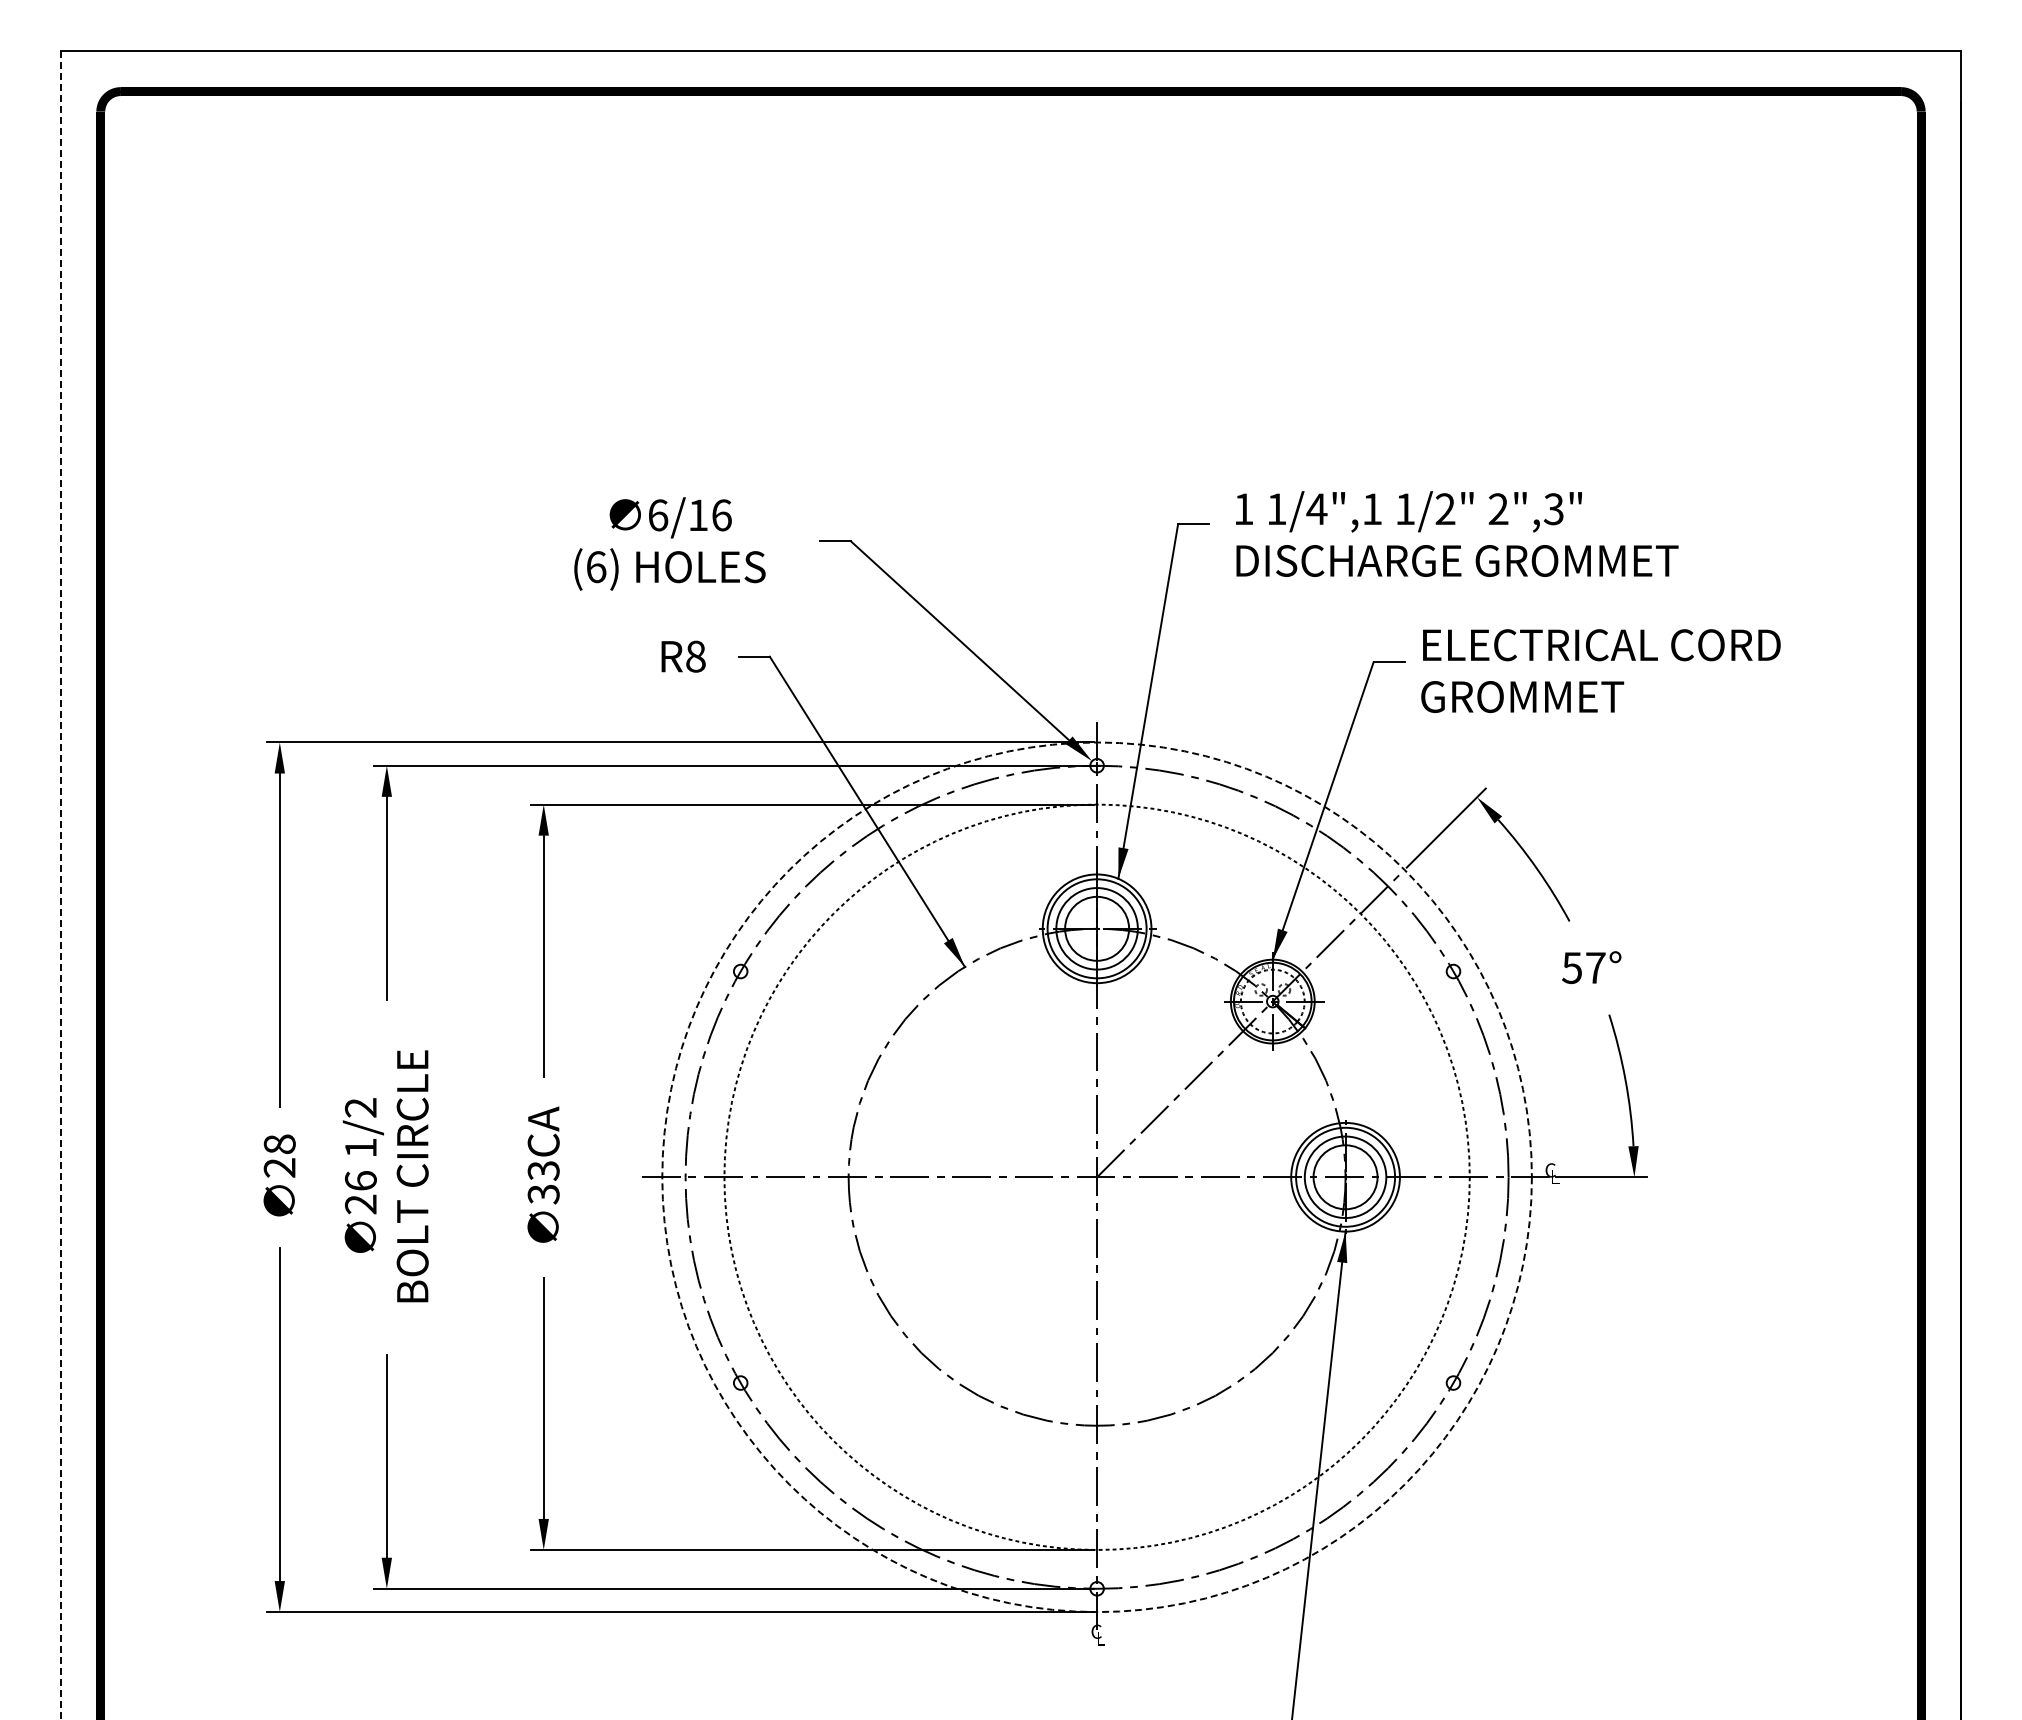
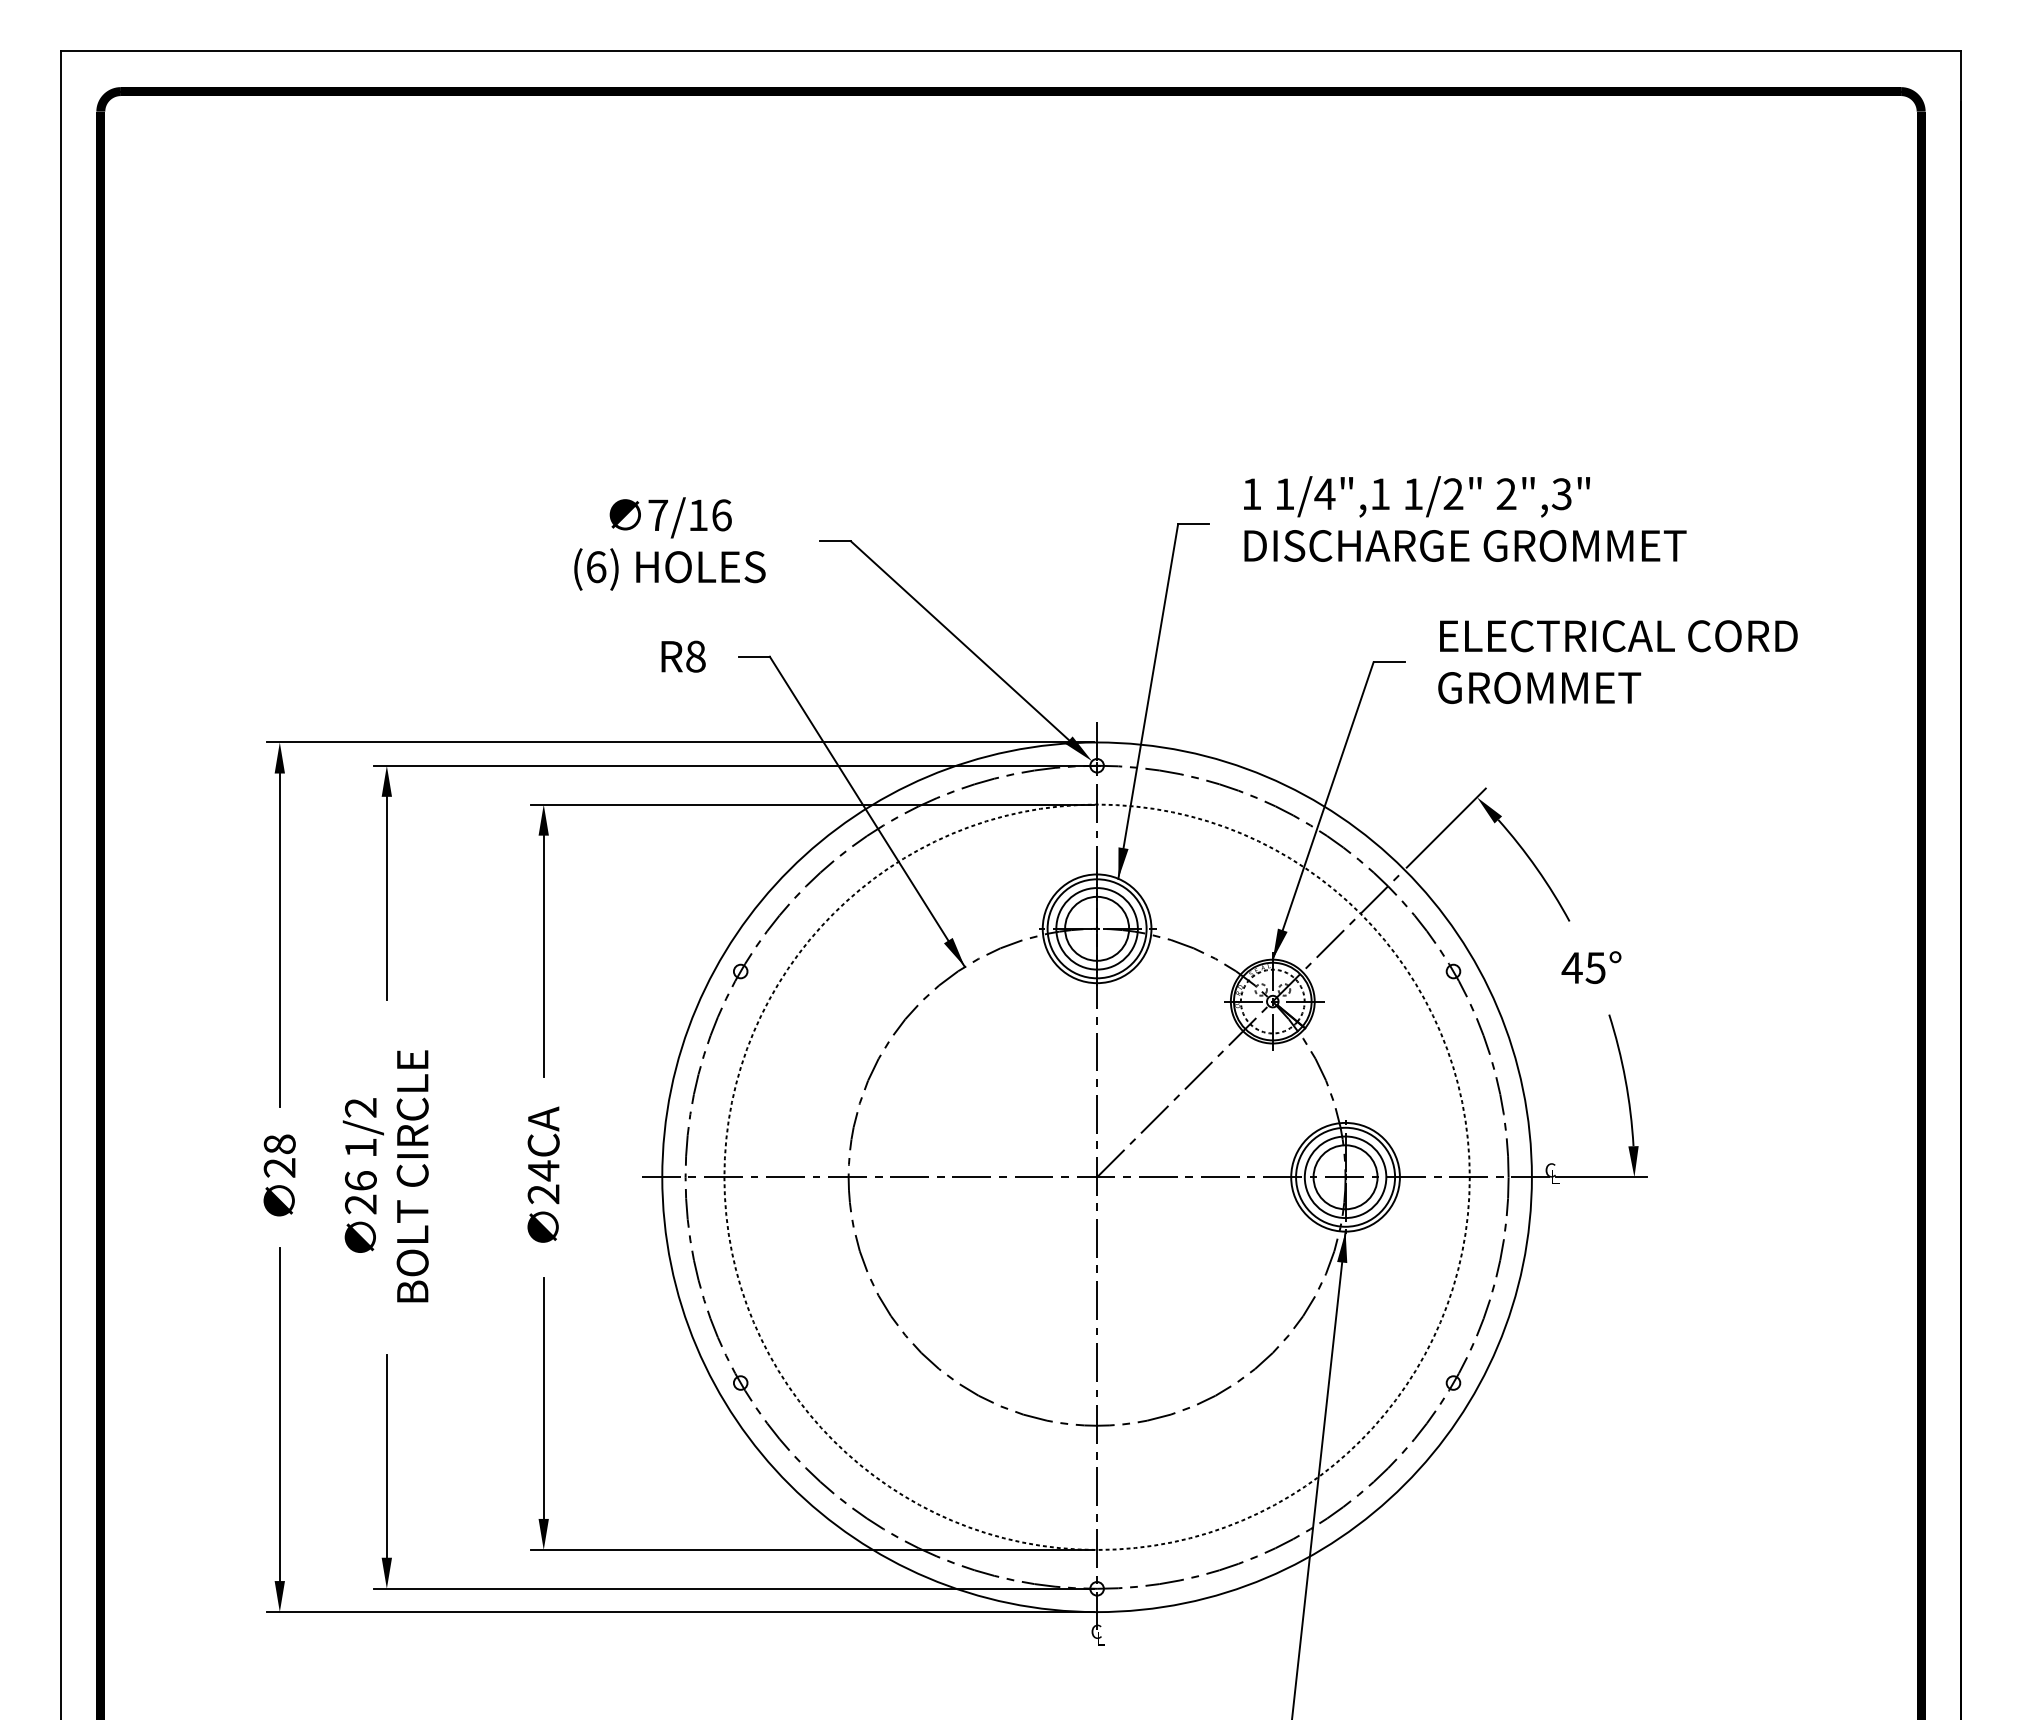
text: 6/16 -> 7/16 (658, 515)
text position: (1457, 533) -> (1465, 518) (1465, 518)
text position: (1600, 670) -> (1617, 661) (1617, 661)
line: dashed -> solid (60, 885)
text: 57° -> 45° (1583, 968)
circle: dashed -> solid (1096, 1177)
text: 33CA -> 24CA (543, 1182)
